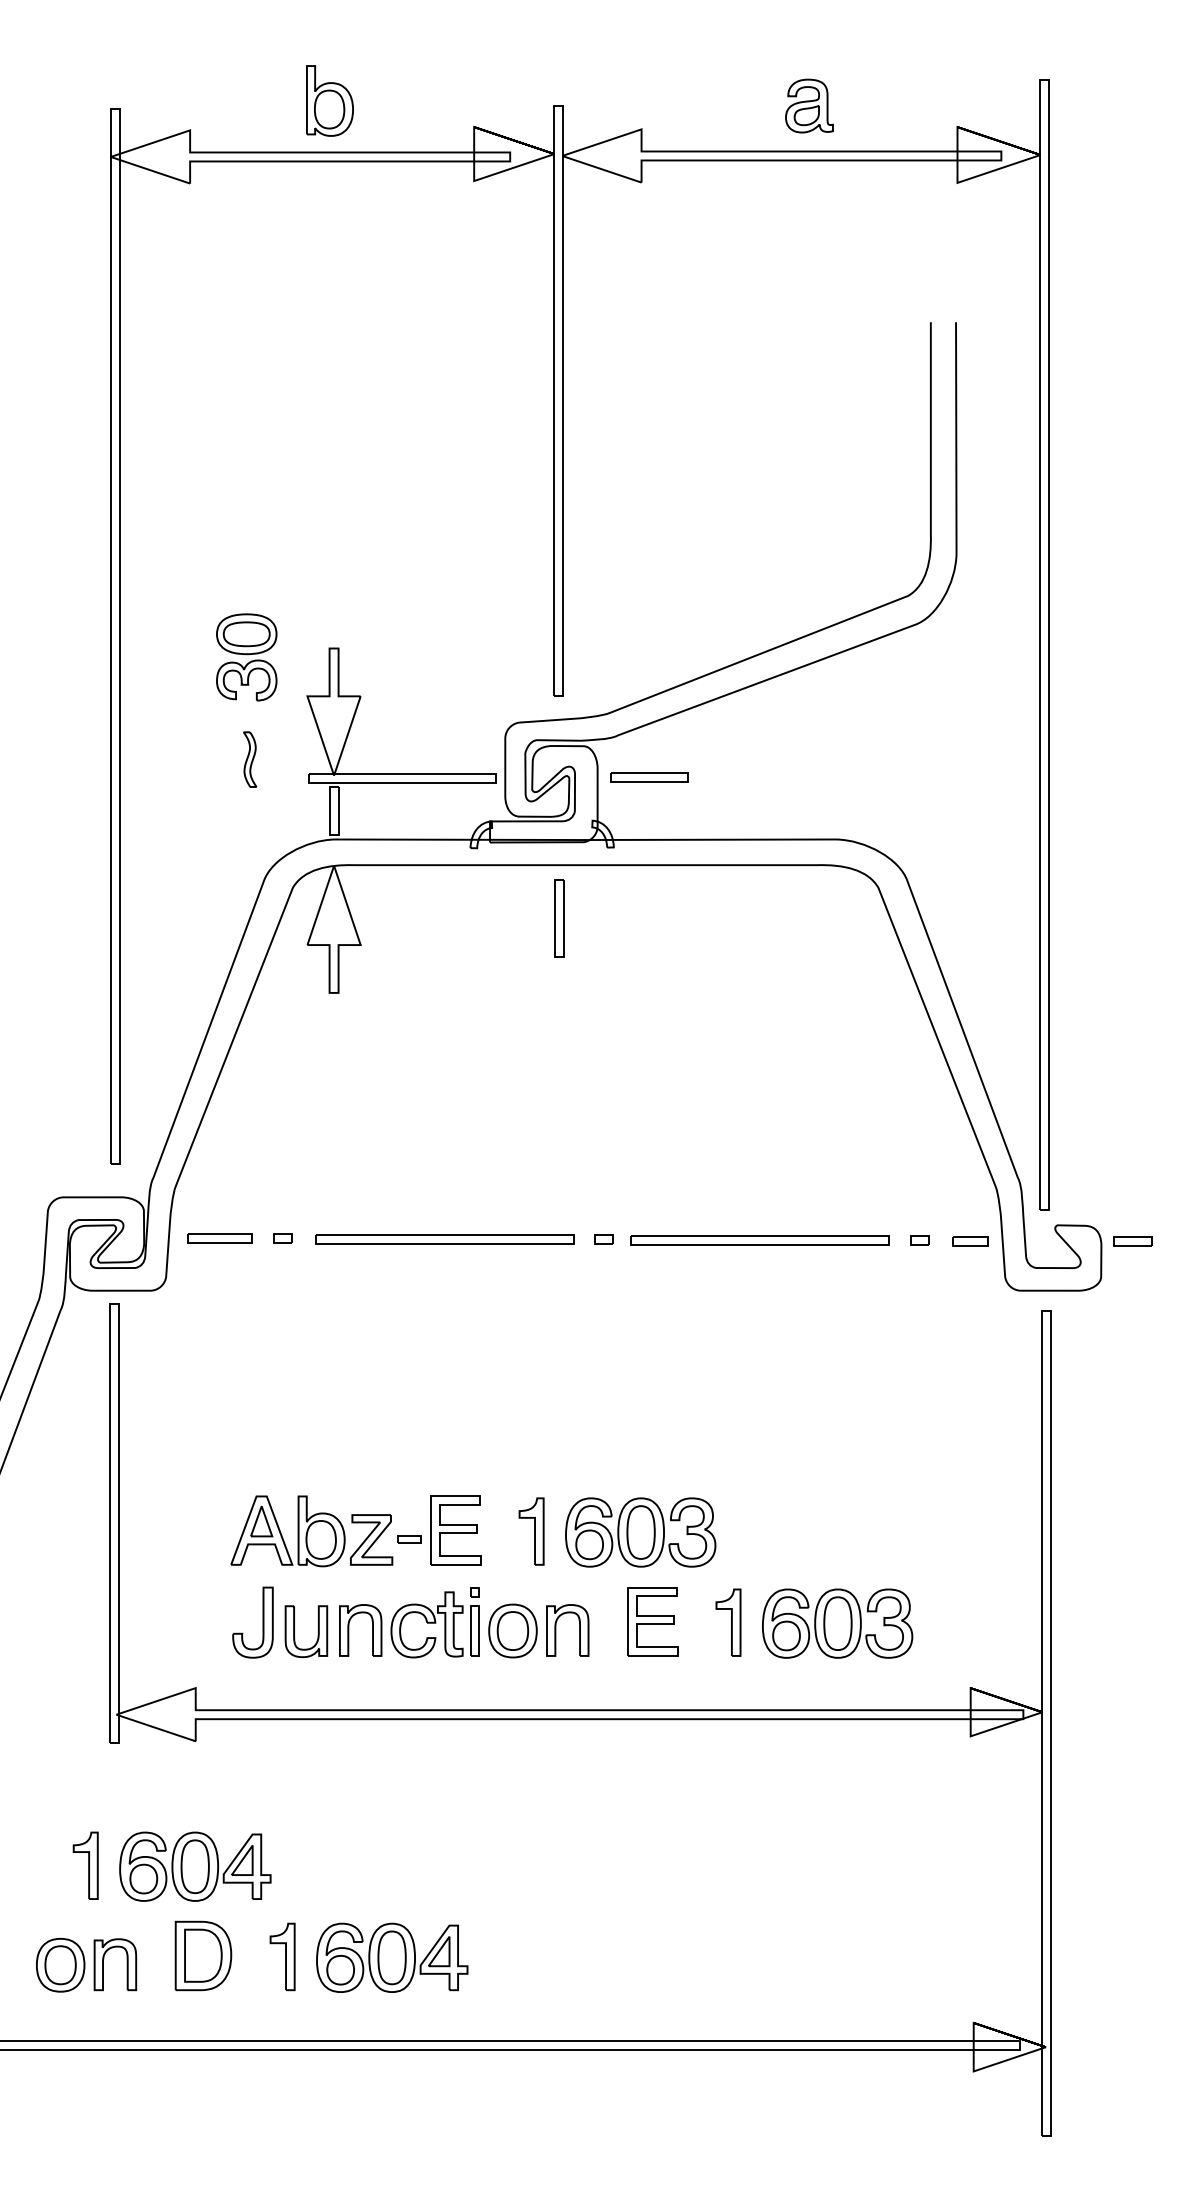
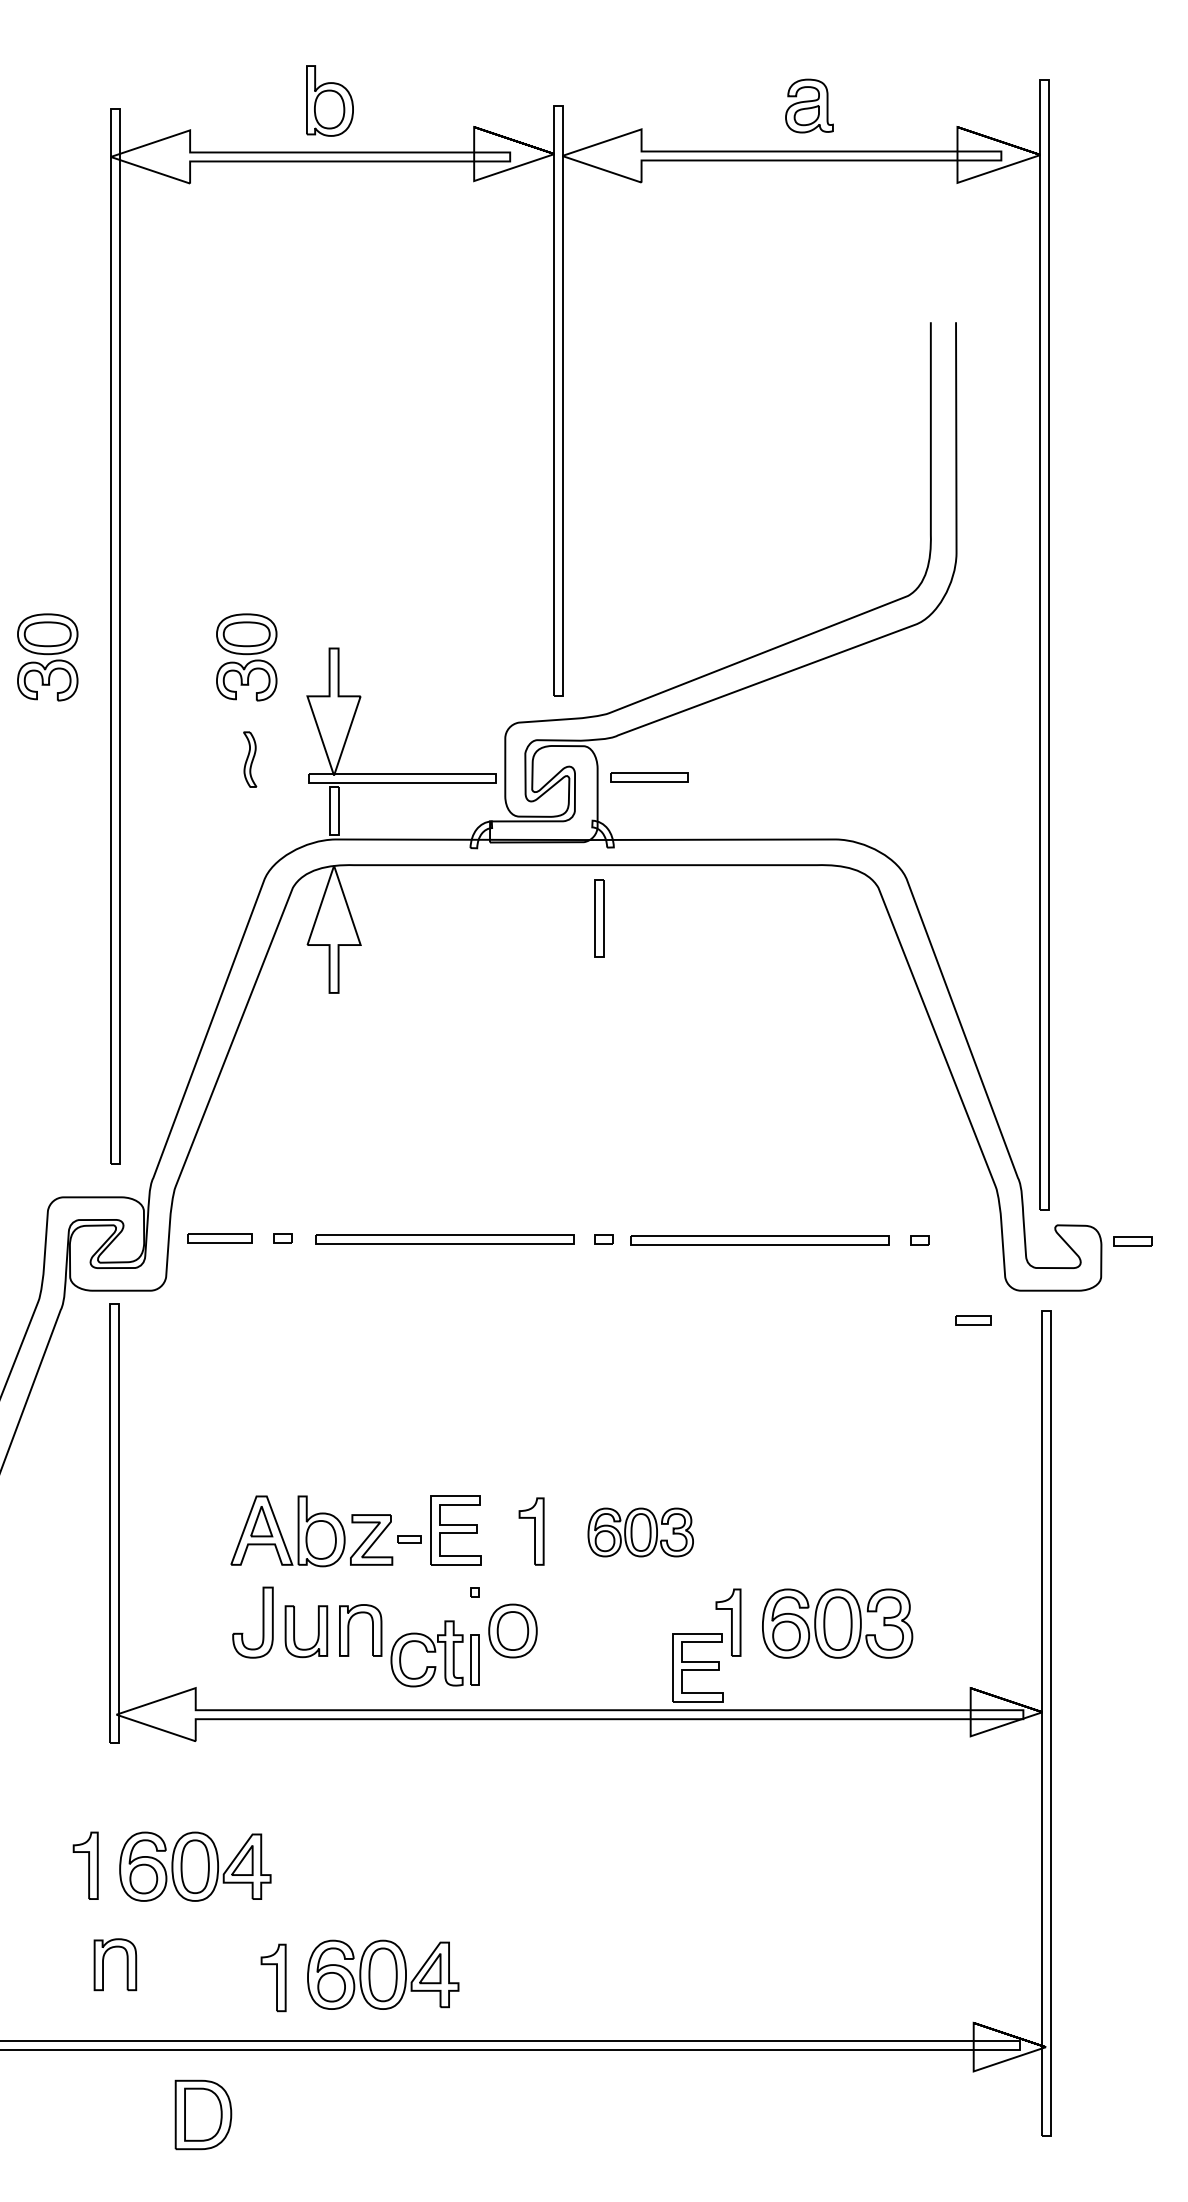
part: none -> present (47, 657)
part position: (559, 918) -> (599, 918) (599, 918)
part position: (970, 1241) -> (973, 1320) (973, 1320)
part size: 152x71 px -> 107x51 px (640, 1532)
part position: (652, 1621) -> (697, 1667) (697, 1667)
part position: (434, 1624) -> (434, 1653) (434, 1653)
part: present -> none (556, 1630)
part position: (203, 1955) -> (203, 2114) (203, 2114)
part position: (282, 1956) -> (273, 1977) (273, 1977)
part position: (392, 1957) -> (383, 1974) (383, 1974)
part: present -> none (60, 1964)
